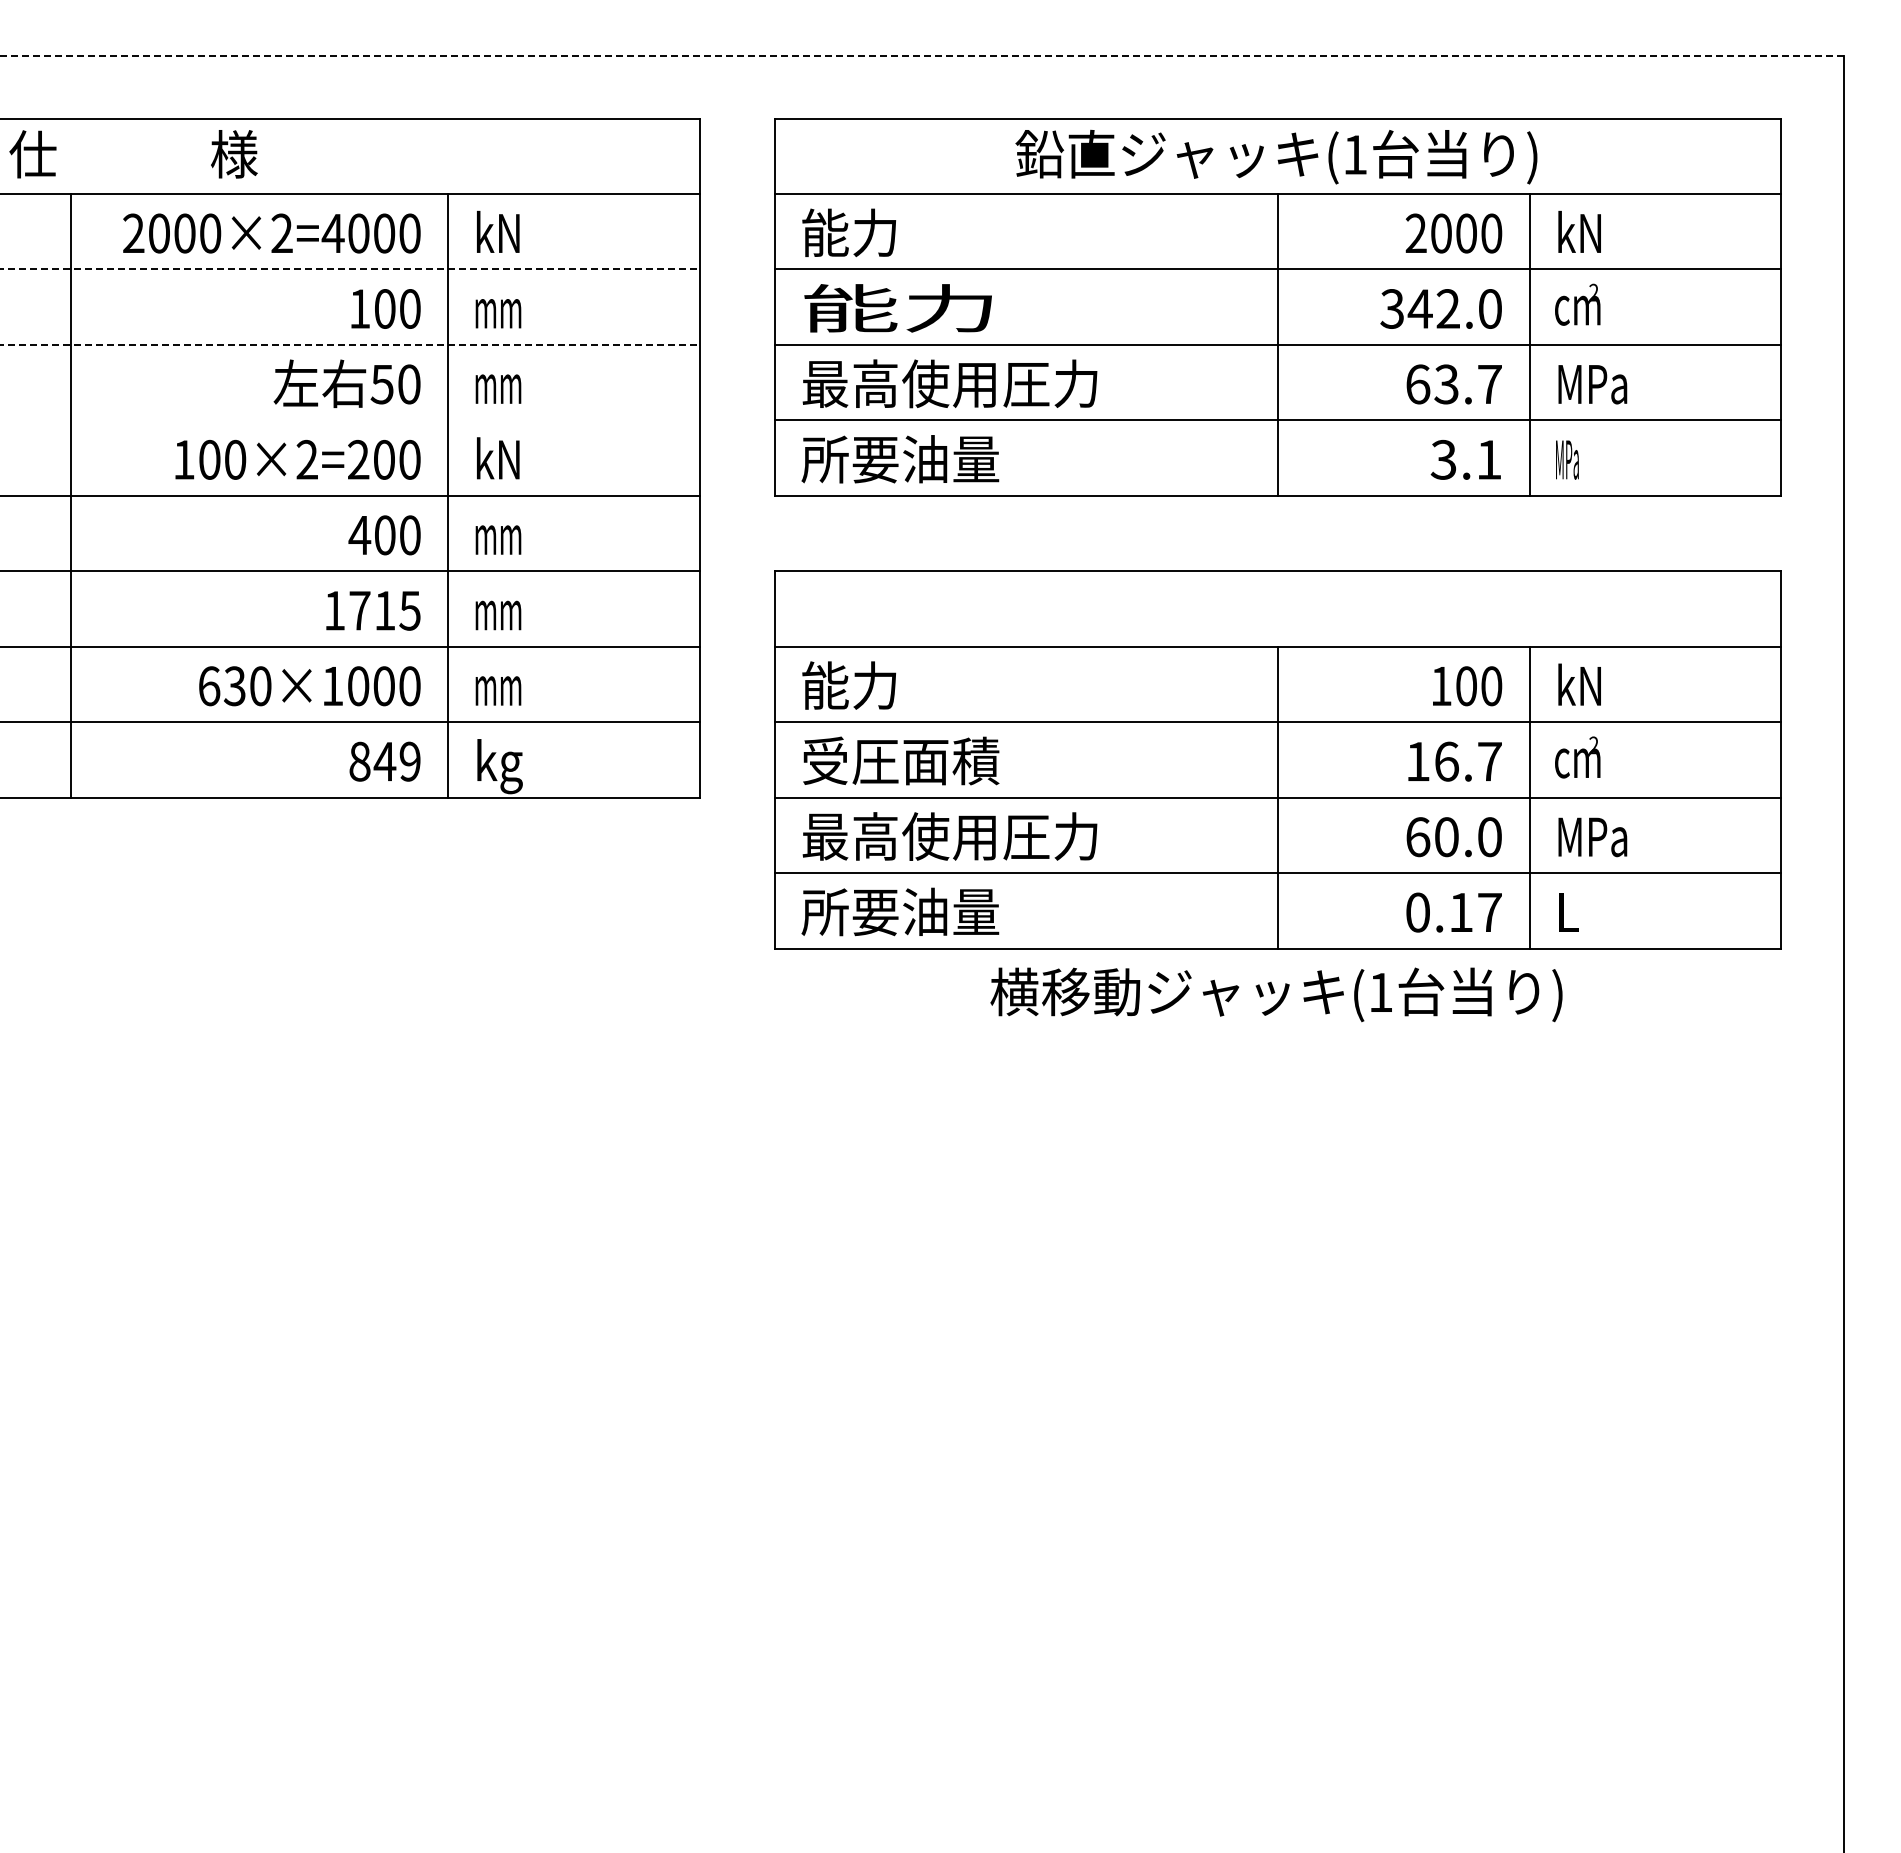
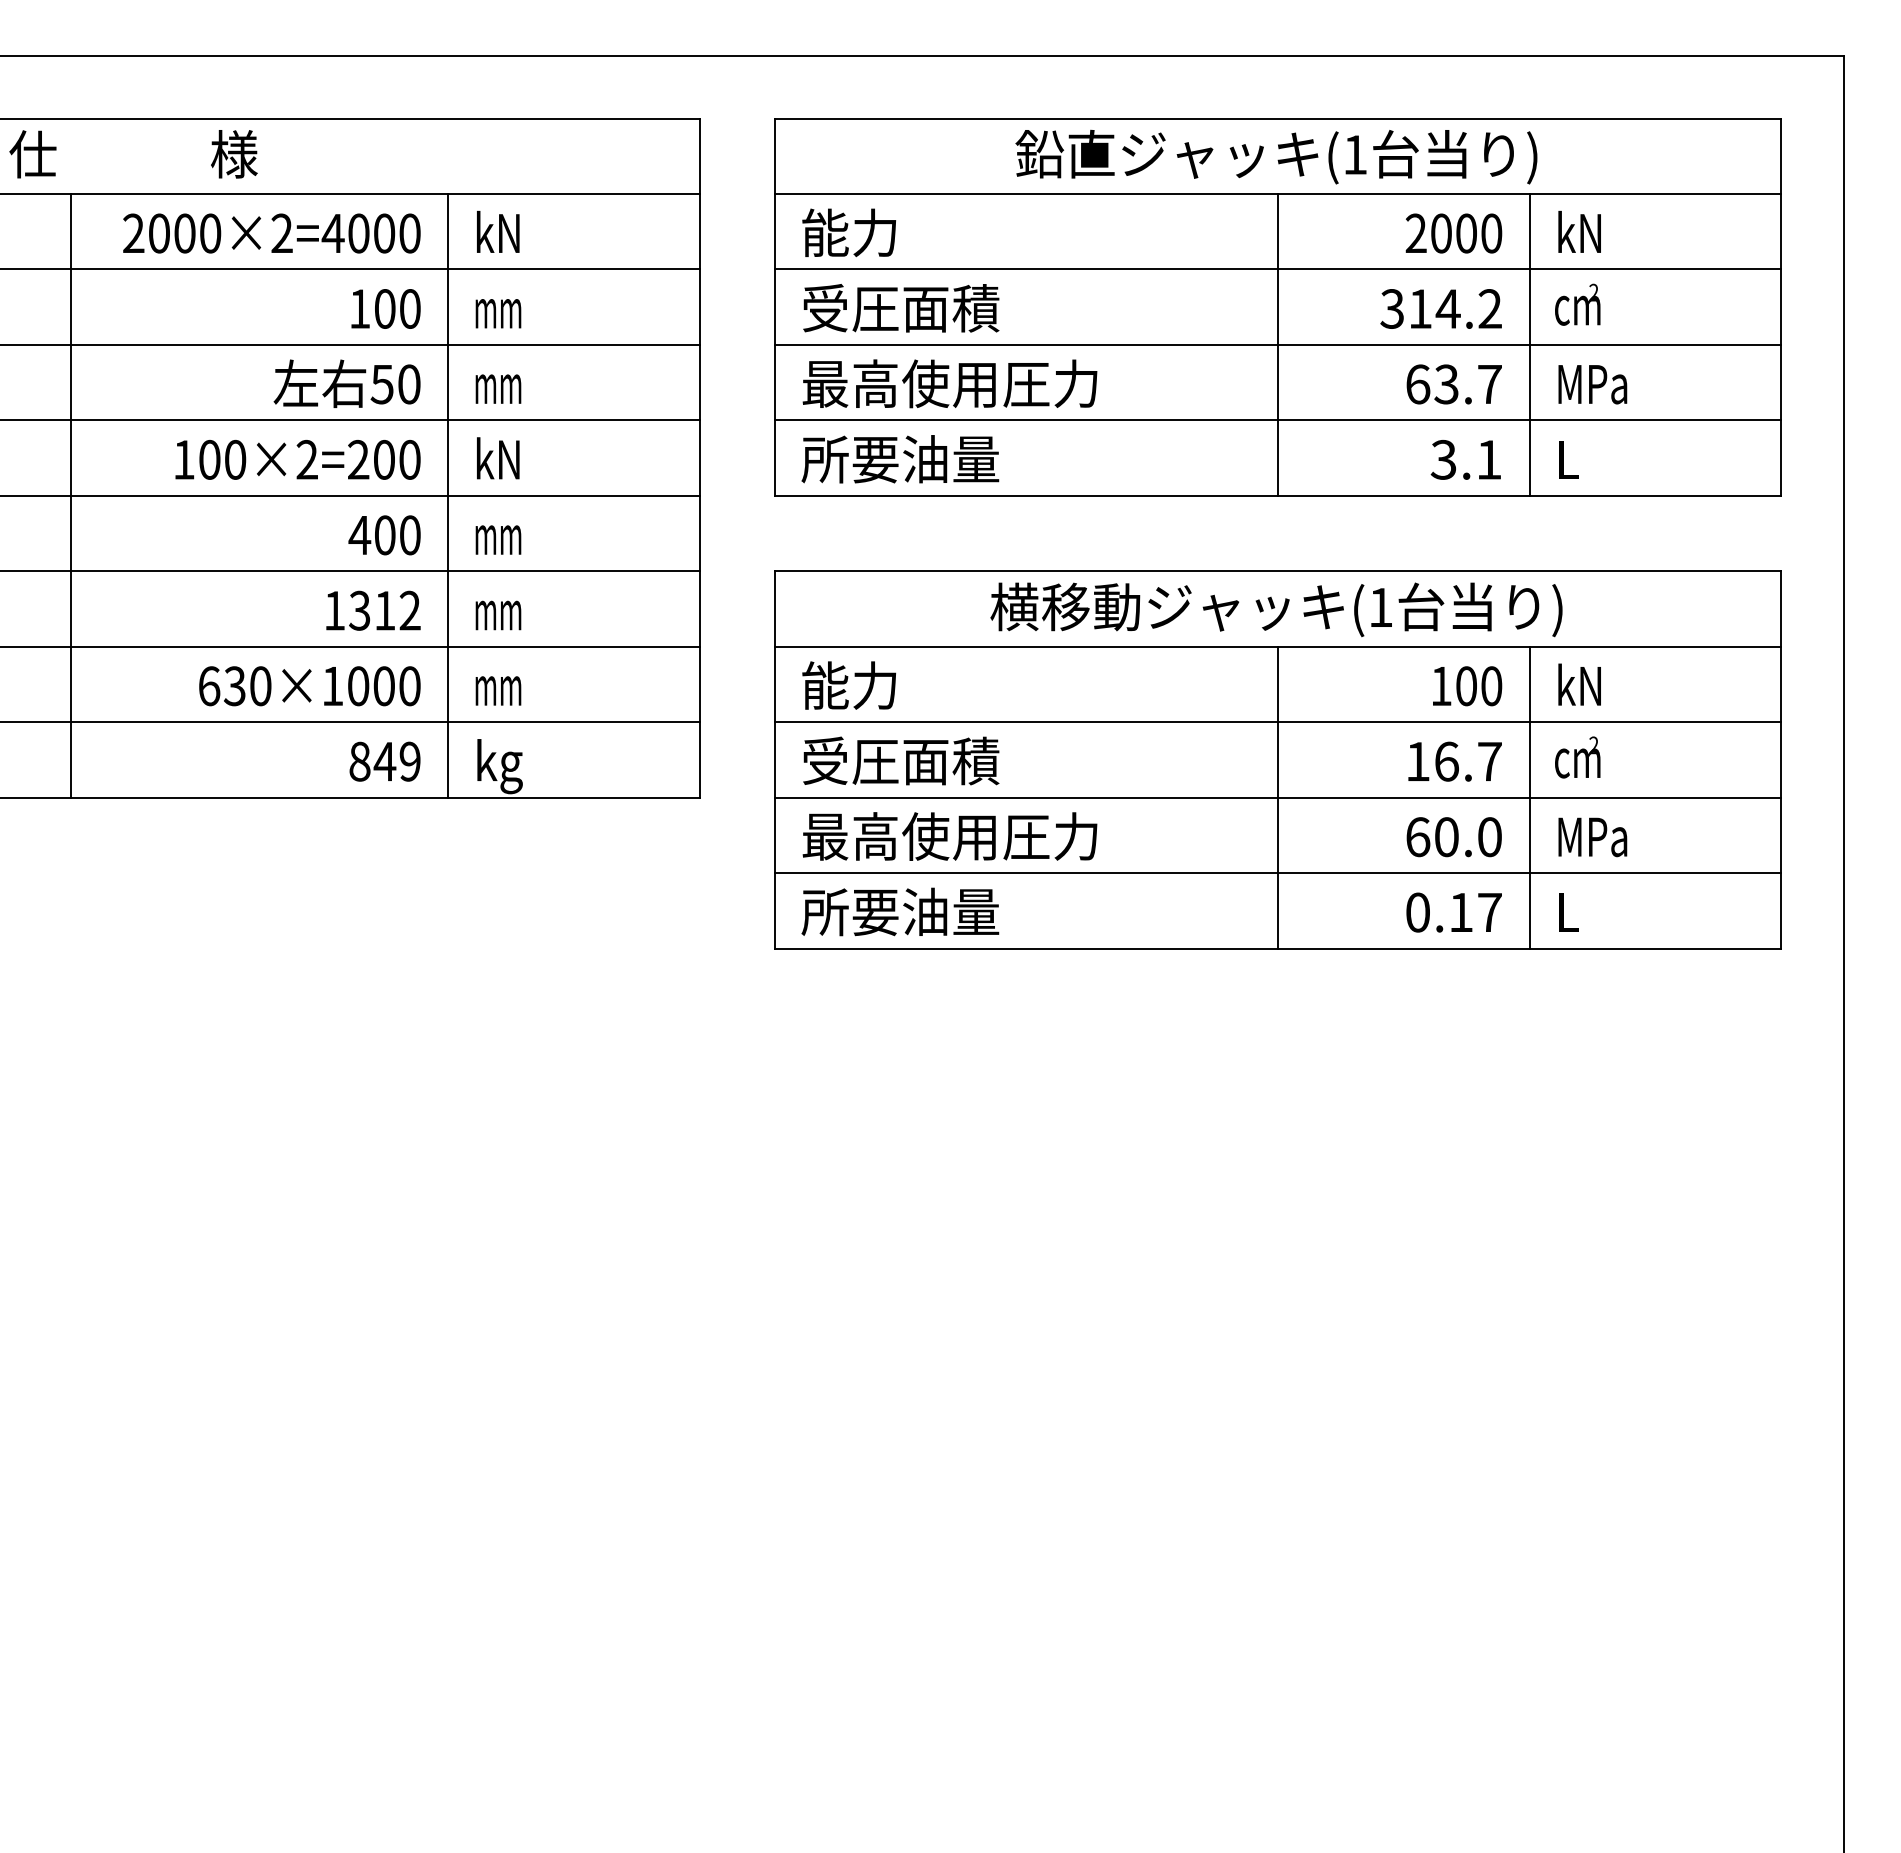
line: dashed -> solid (922, 55)
line: dashed -> solid (350, 269)
text: 能力 -> 受圧面積 (901, 308)
text: 342.0 -> 314.2 (1454, 308)
line: dashed -> solid (350, 344)
line: none -> present (350, 420)
text: MPa -> L (1567, 459)
text: 1715 -> 1312 (384, 610)
text position: (1276, 994) -> (1276, 609) (1276, 609)
